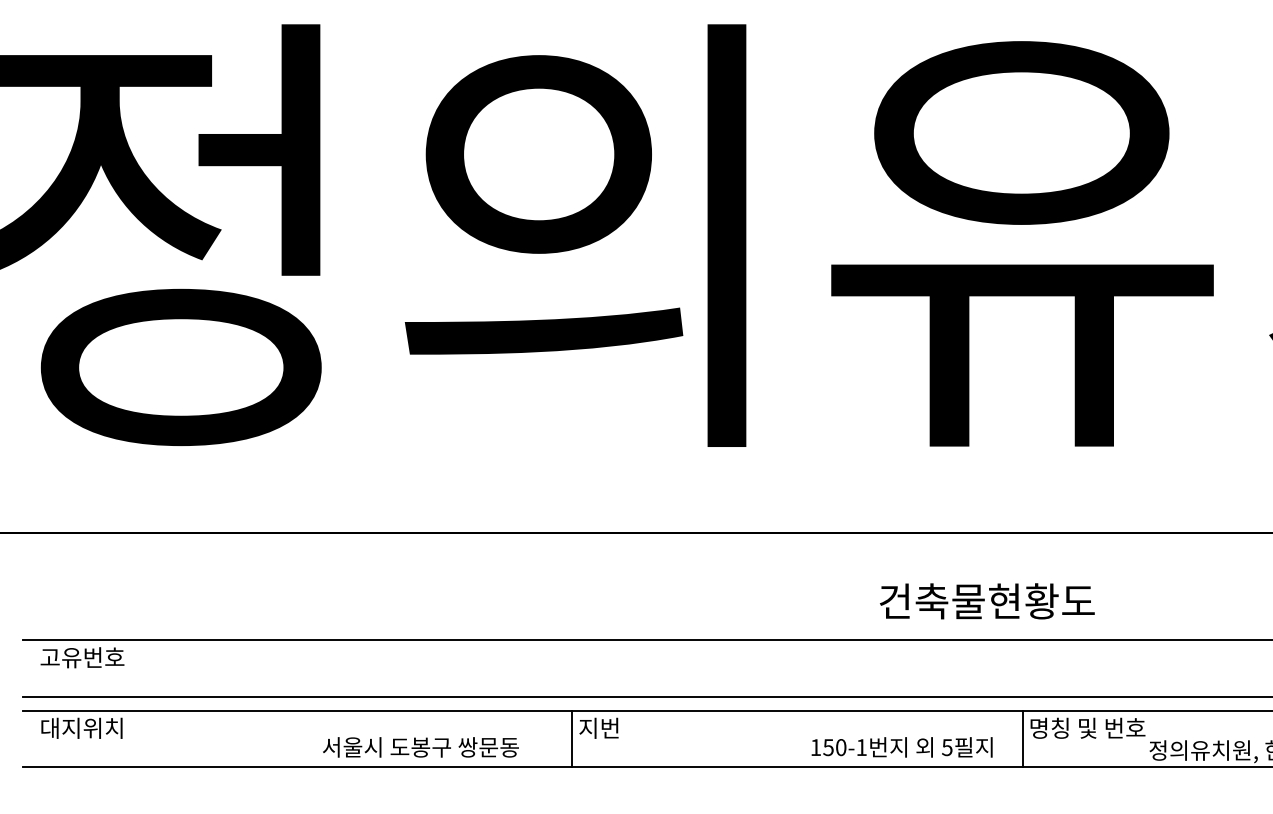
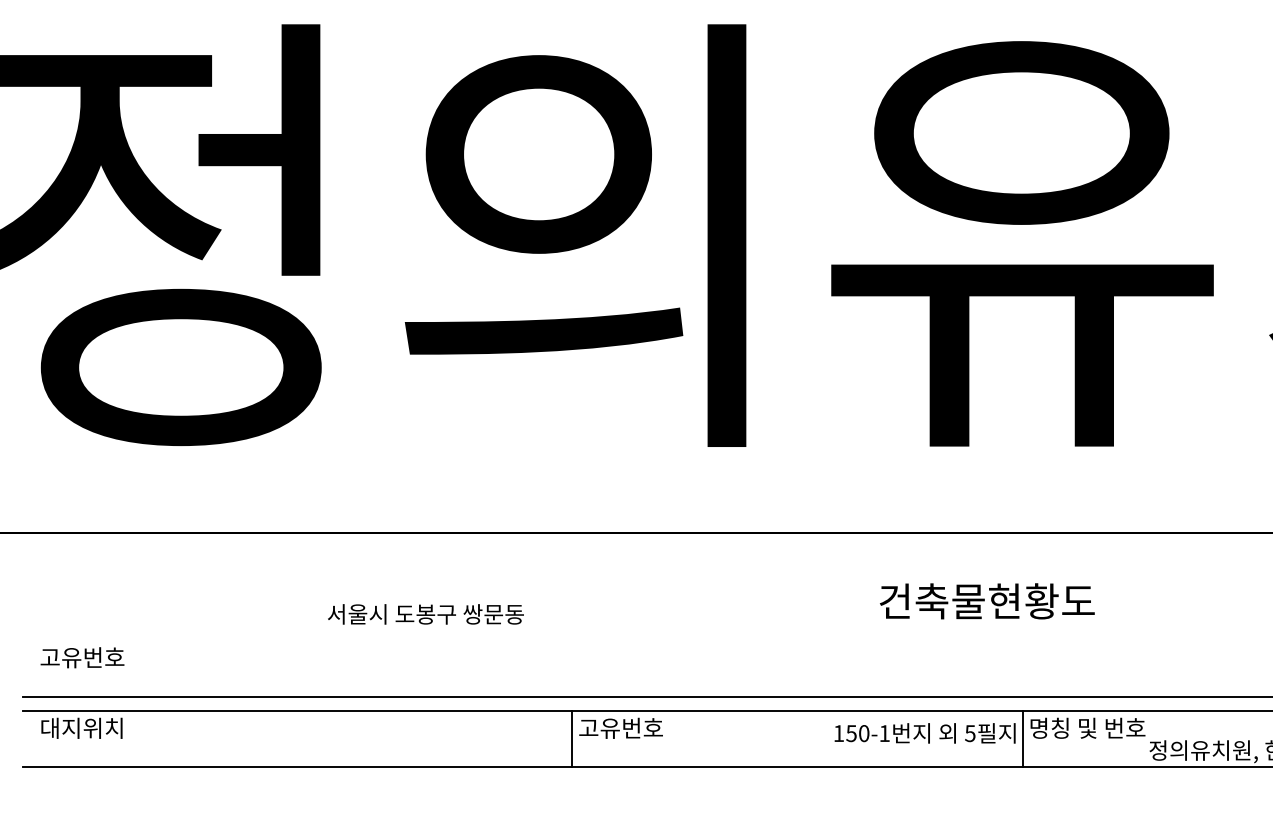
line: present -> none (645, 640)
text: 지번 -> 고유번호 (620, 727)
text position: (420, 747) -> (425, 614) (425, 614)
text position: (901, 747) -> (924, 733) (924, 733)
